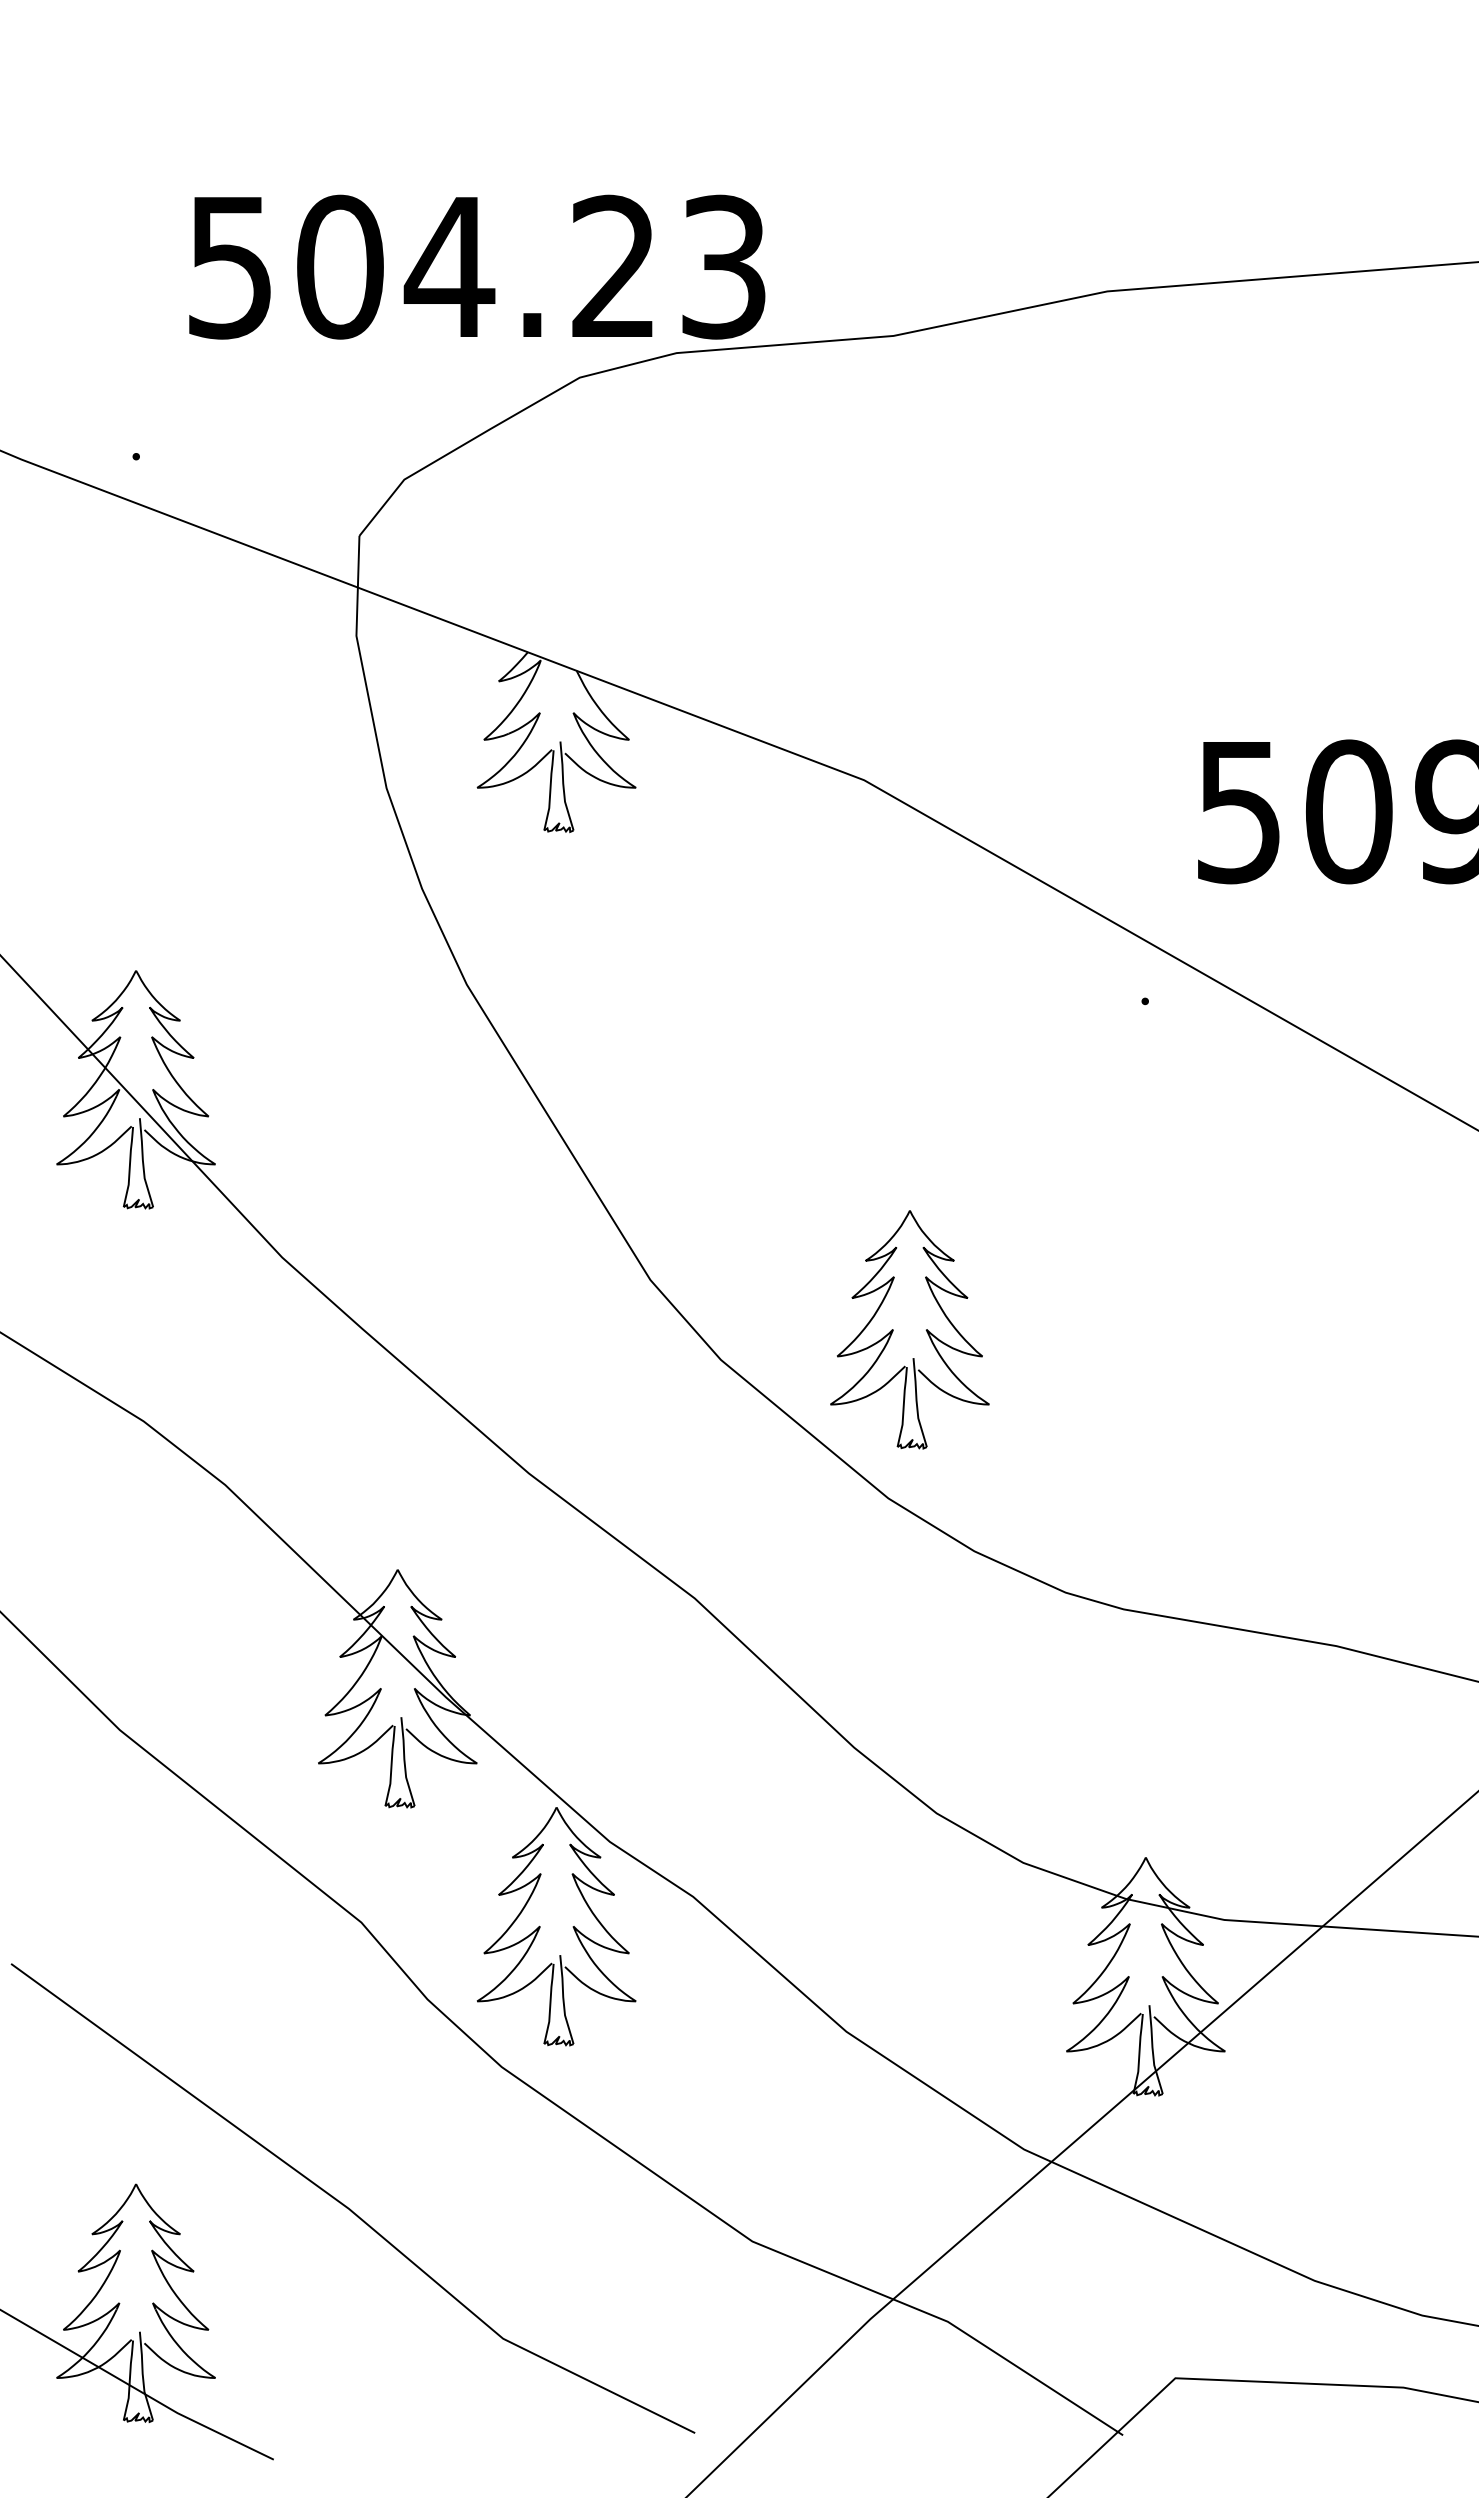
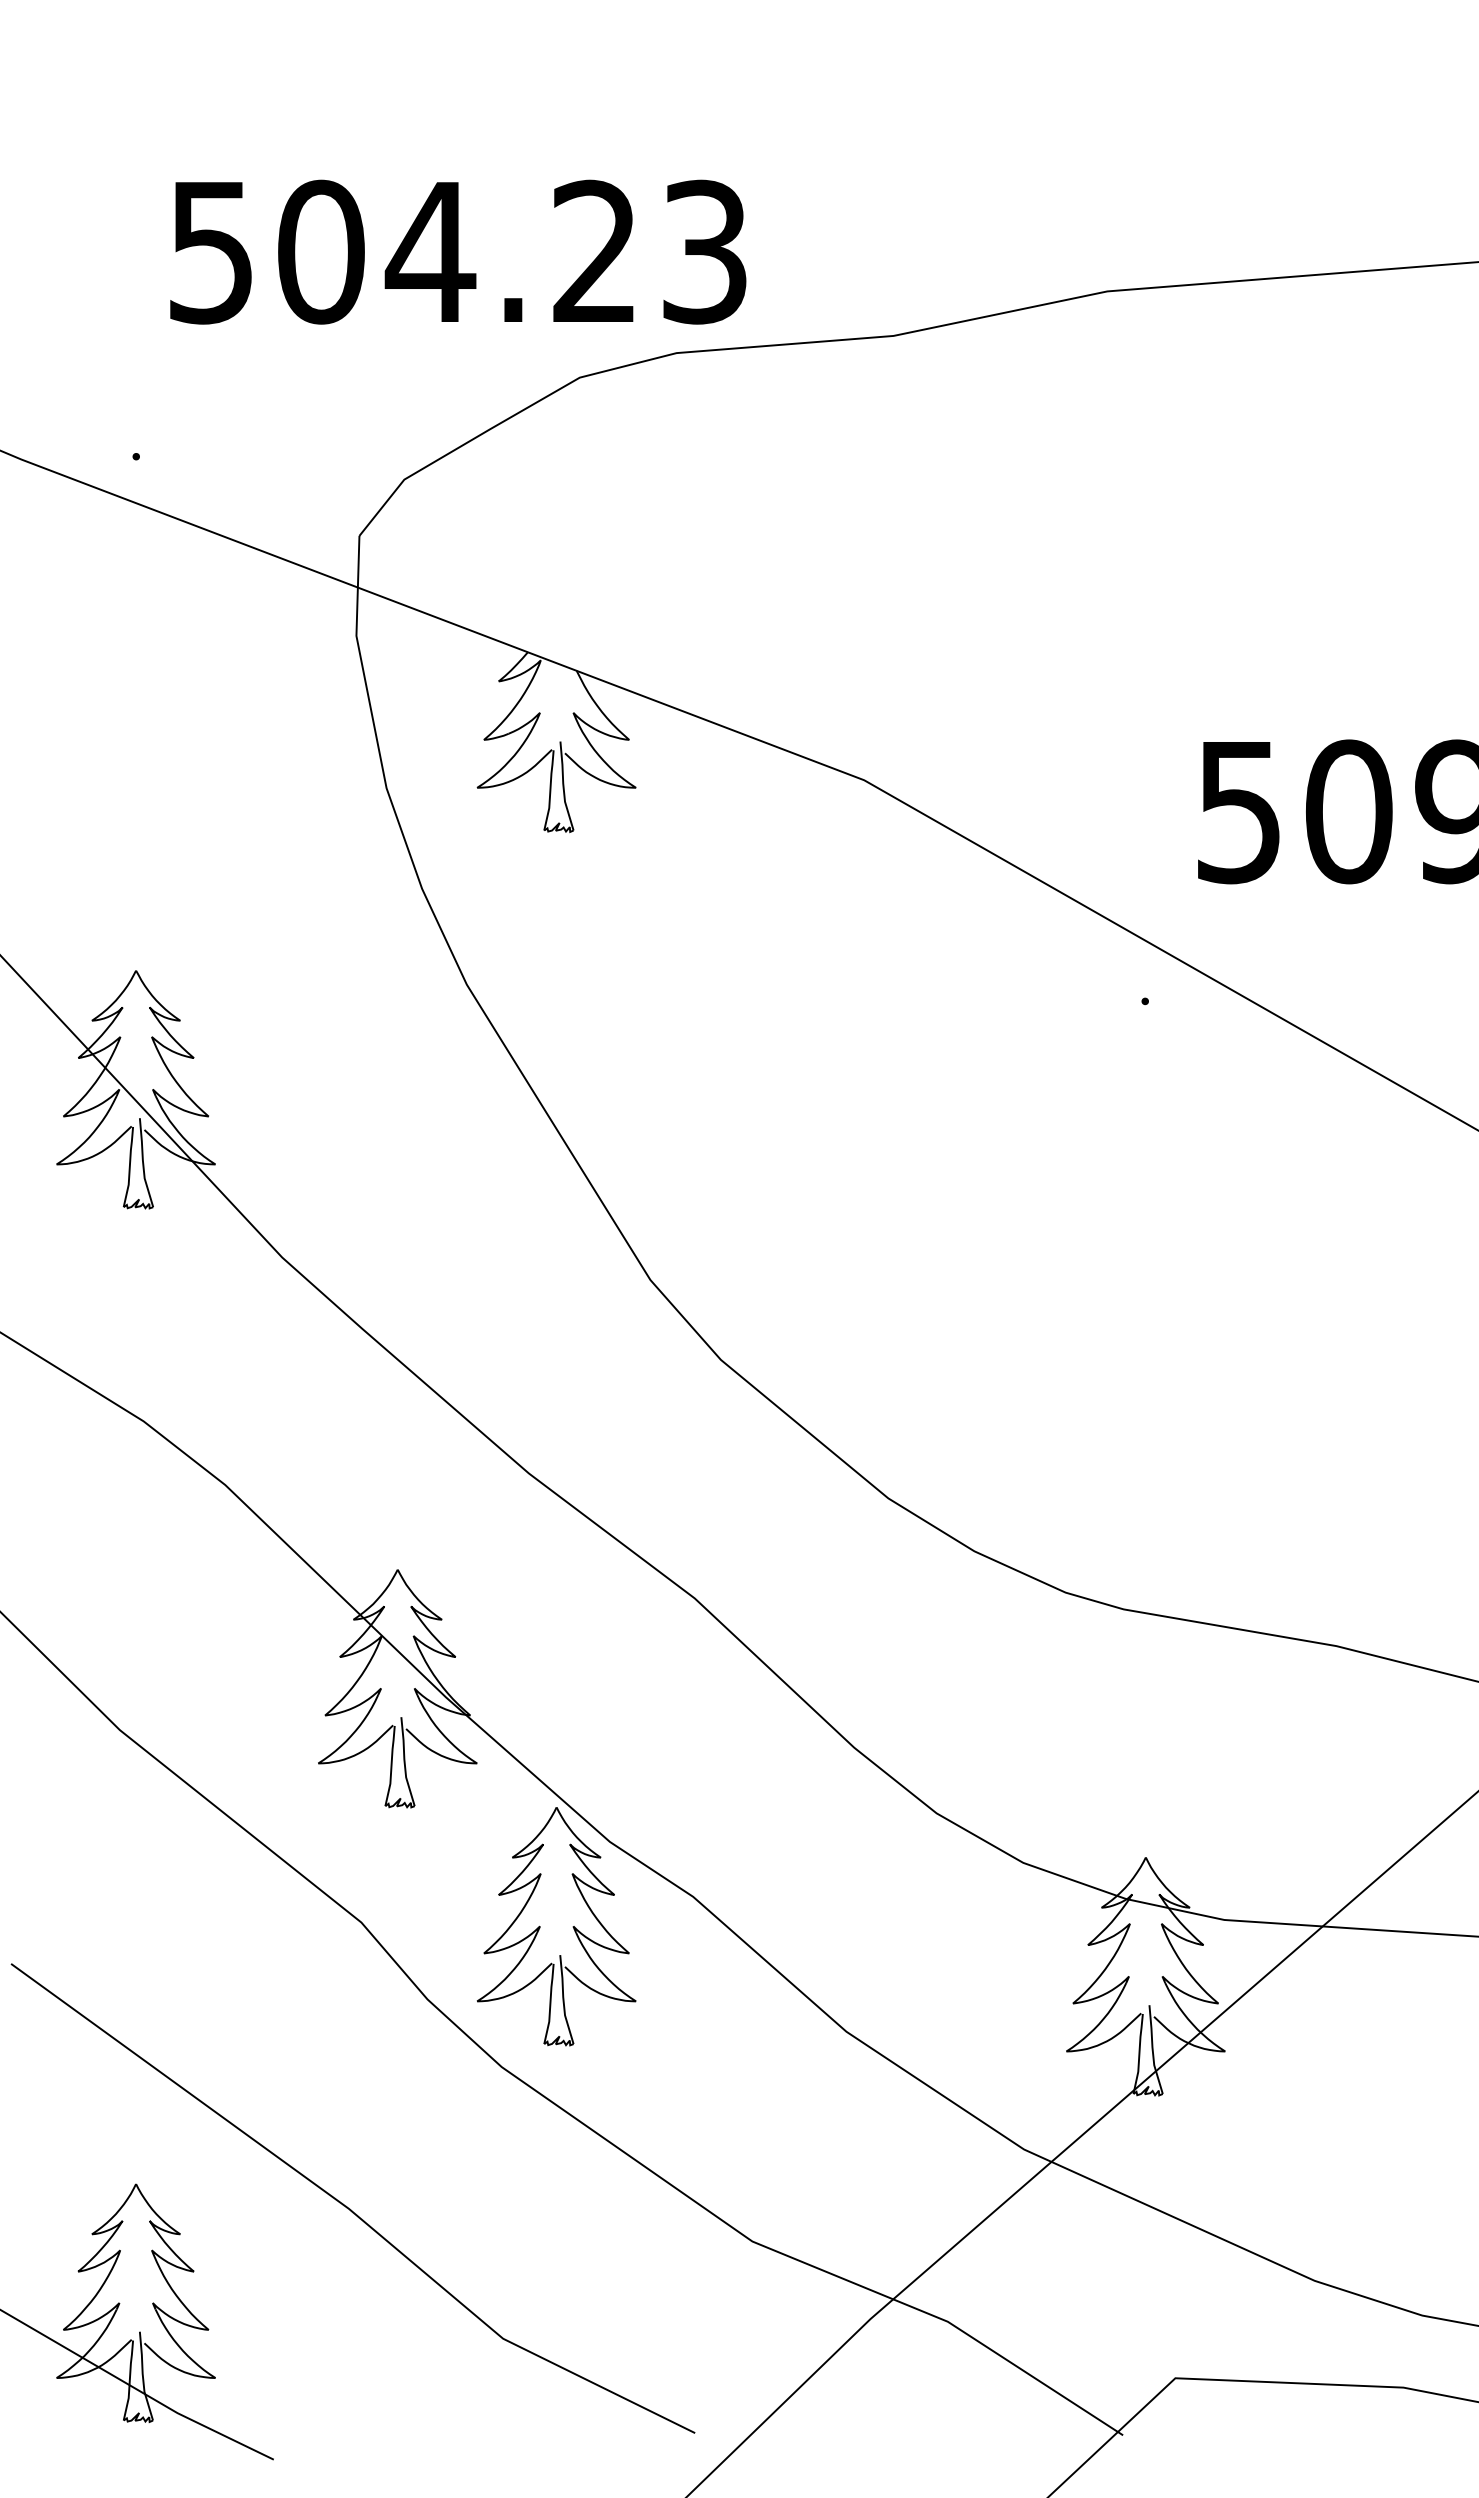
text position: (477, 266) -> (458, 251) (458, 251)
part: present -> none (893, 1329)
